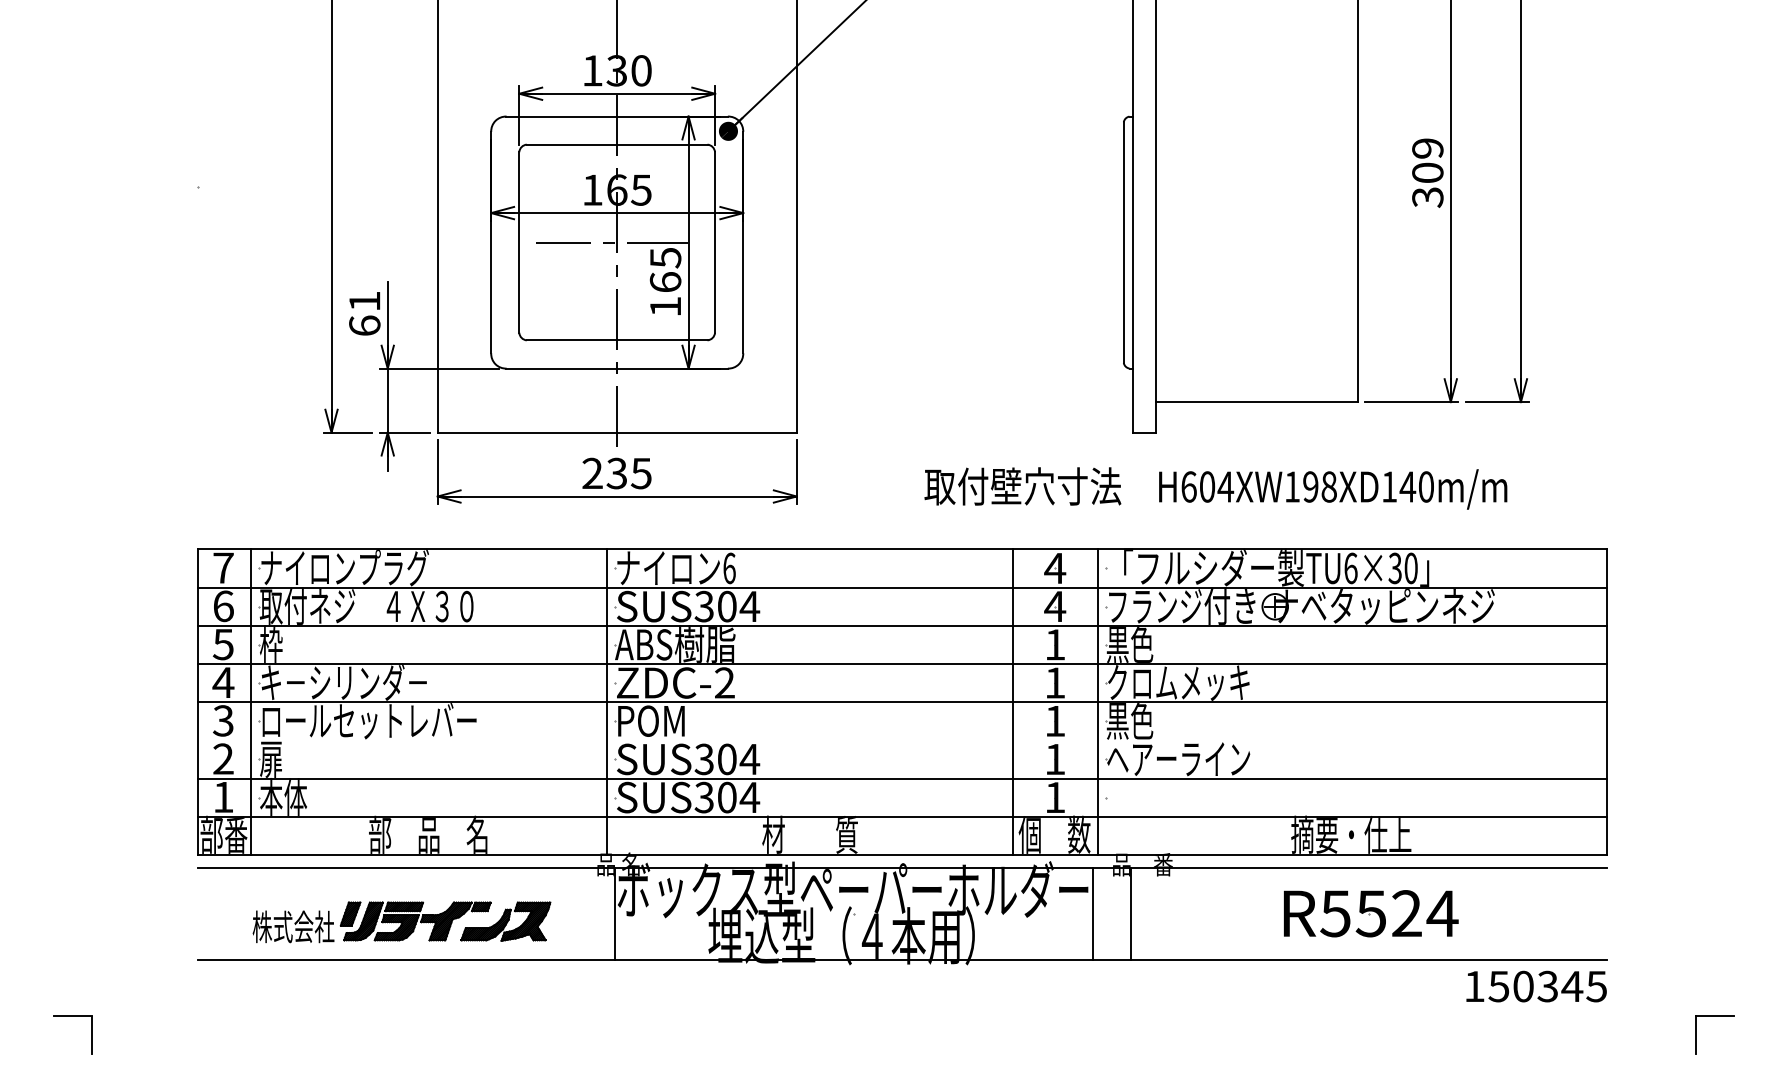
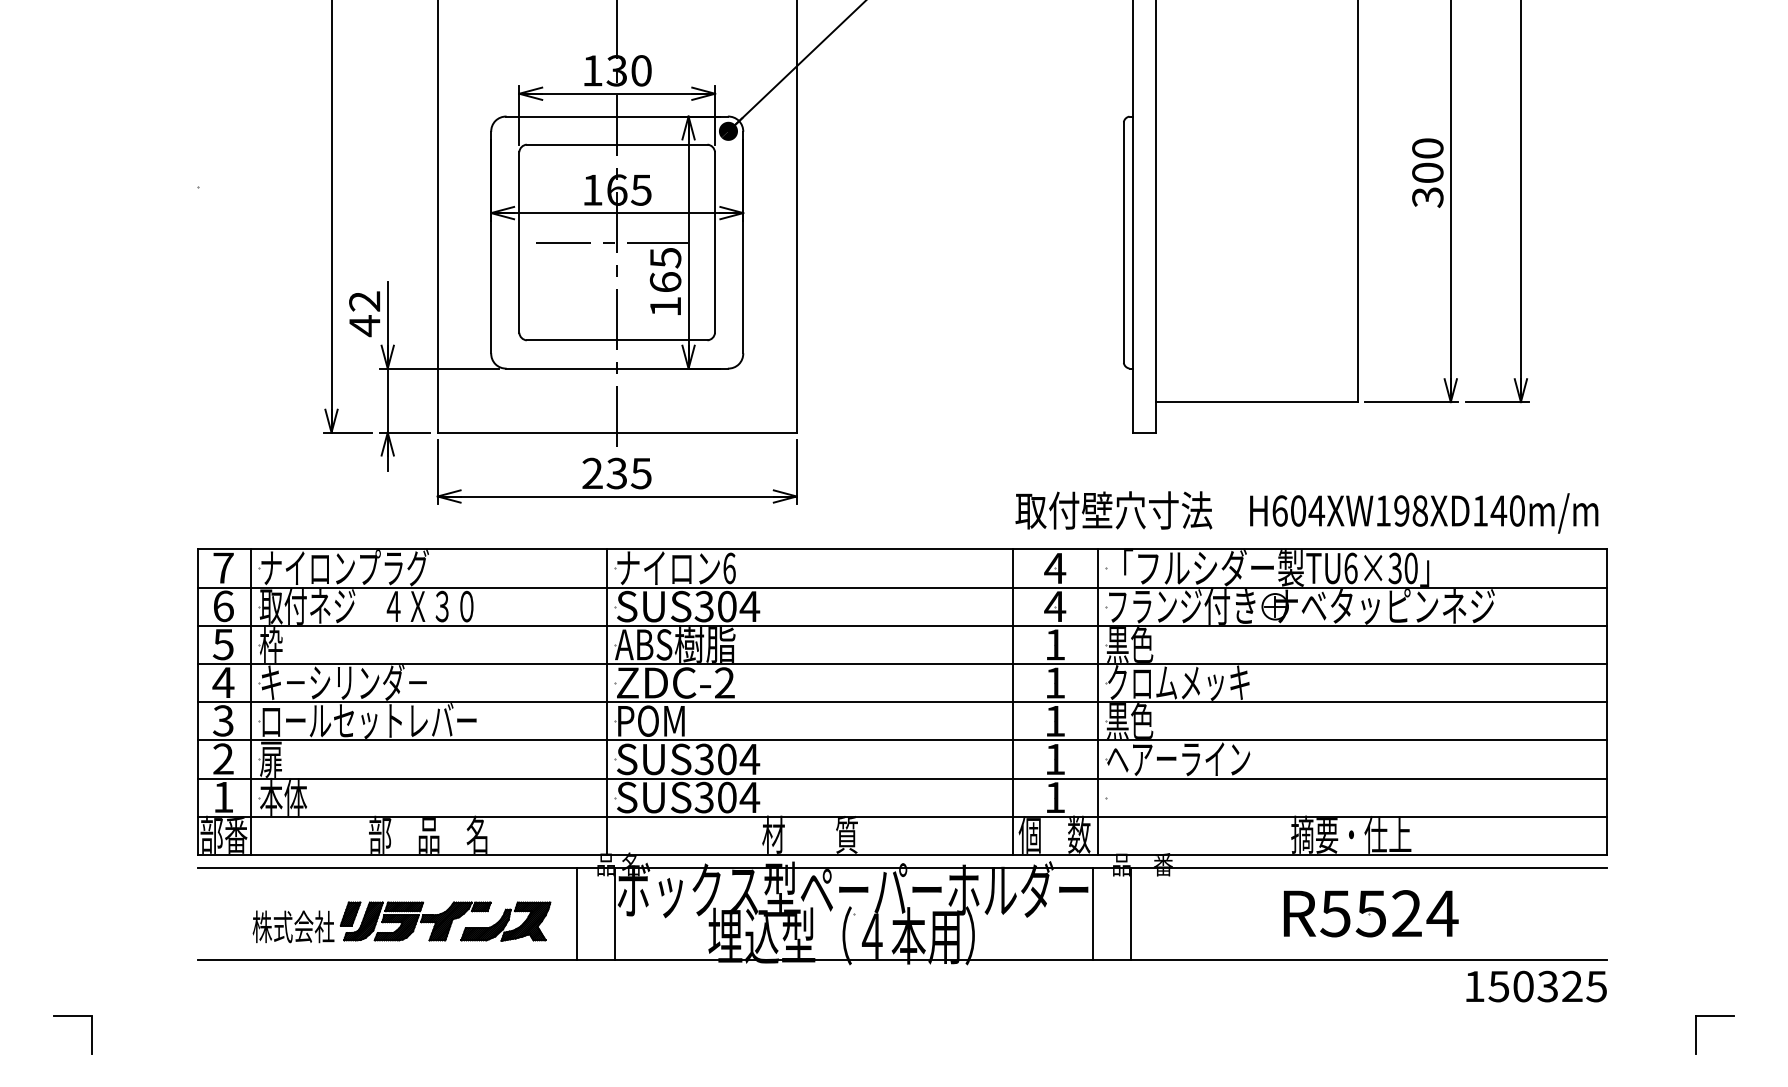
text: 309 -> 300 (1427, 148)
text: 61 -> 42 (364, 314)
text position: (1215, 488) -> (1306, 512) (1306, 512)
line: none -> present (902, 740)
line: none -> present (576, 913)
text: 150345 -> 150325 (1572, 985)
